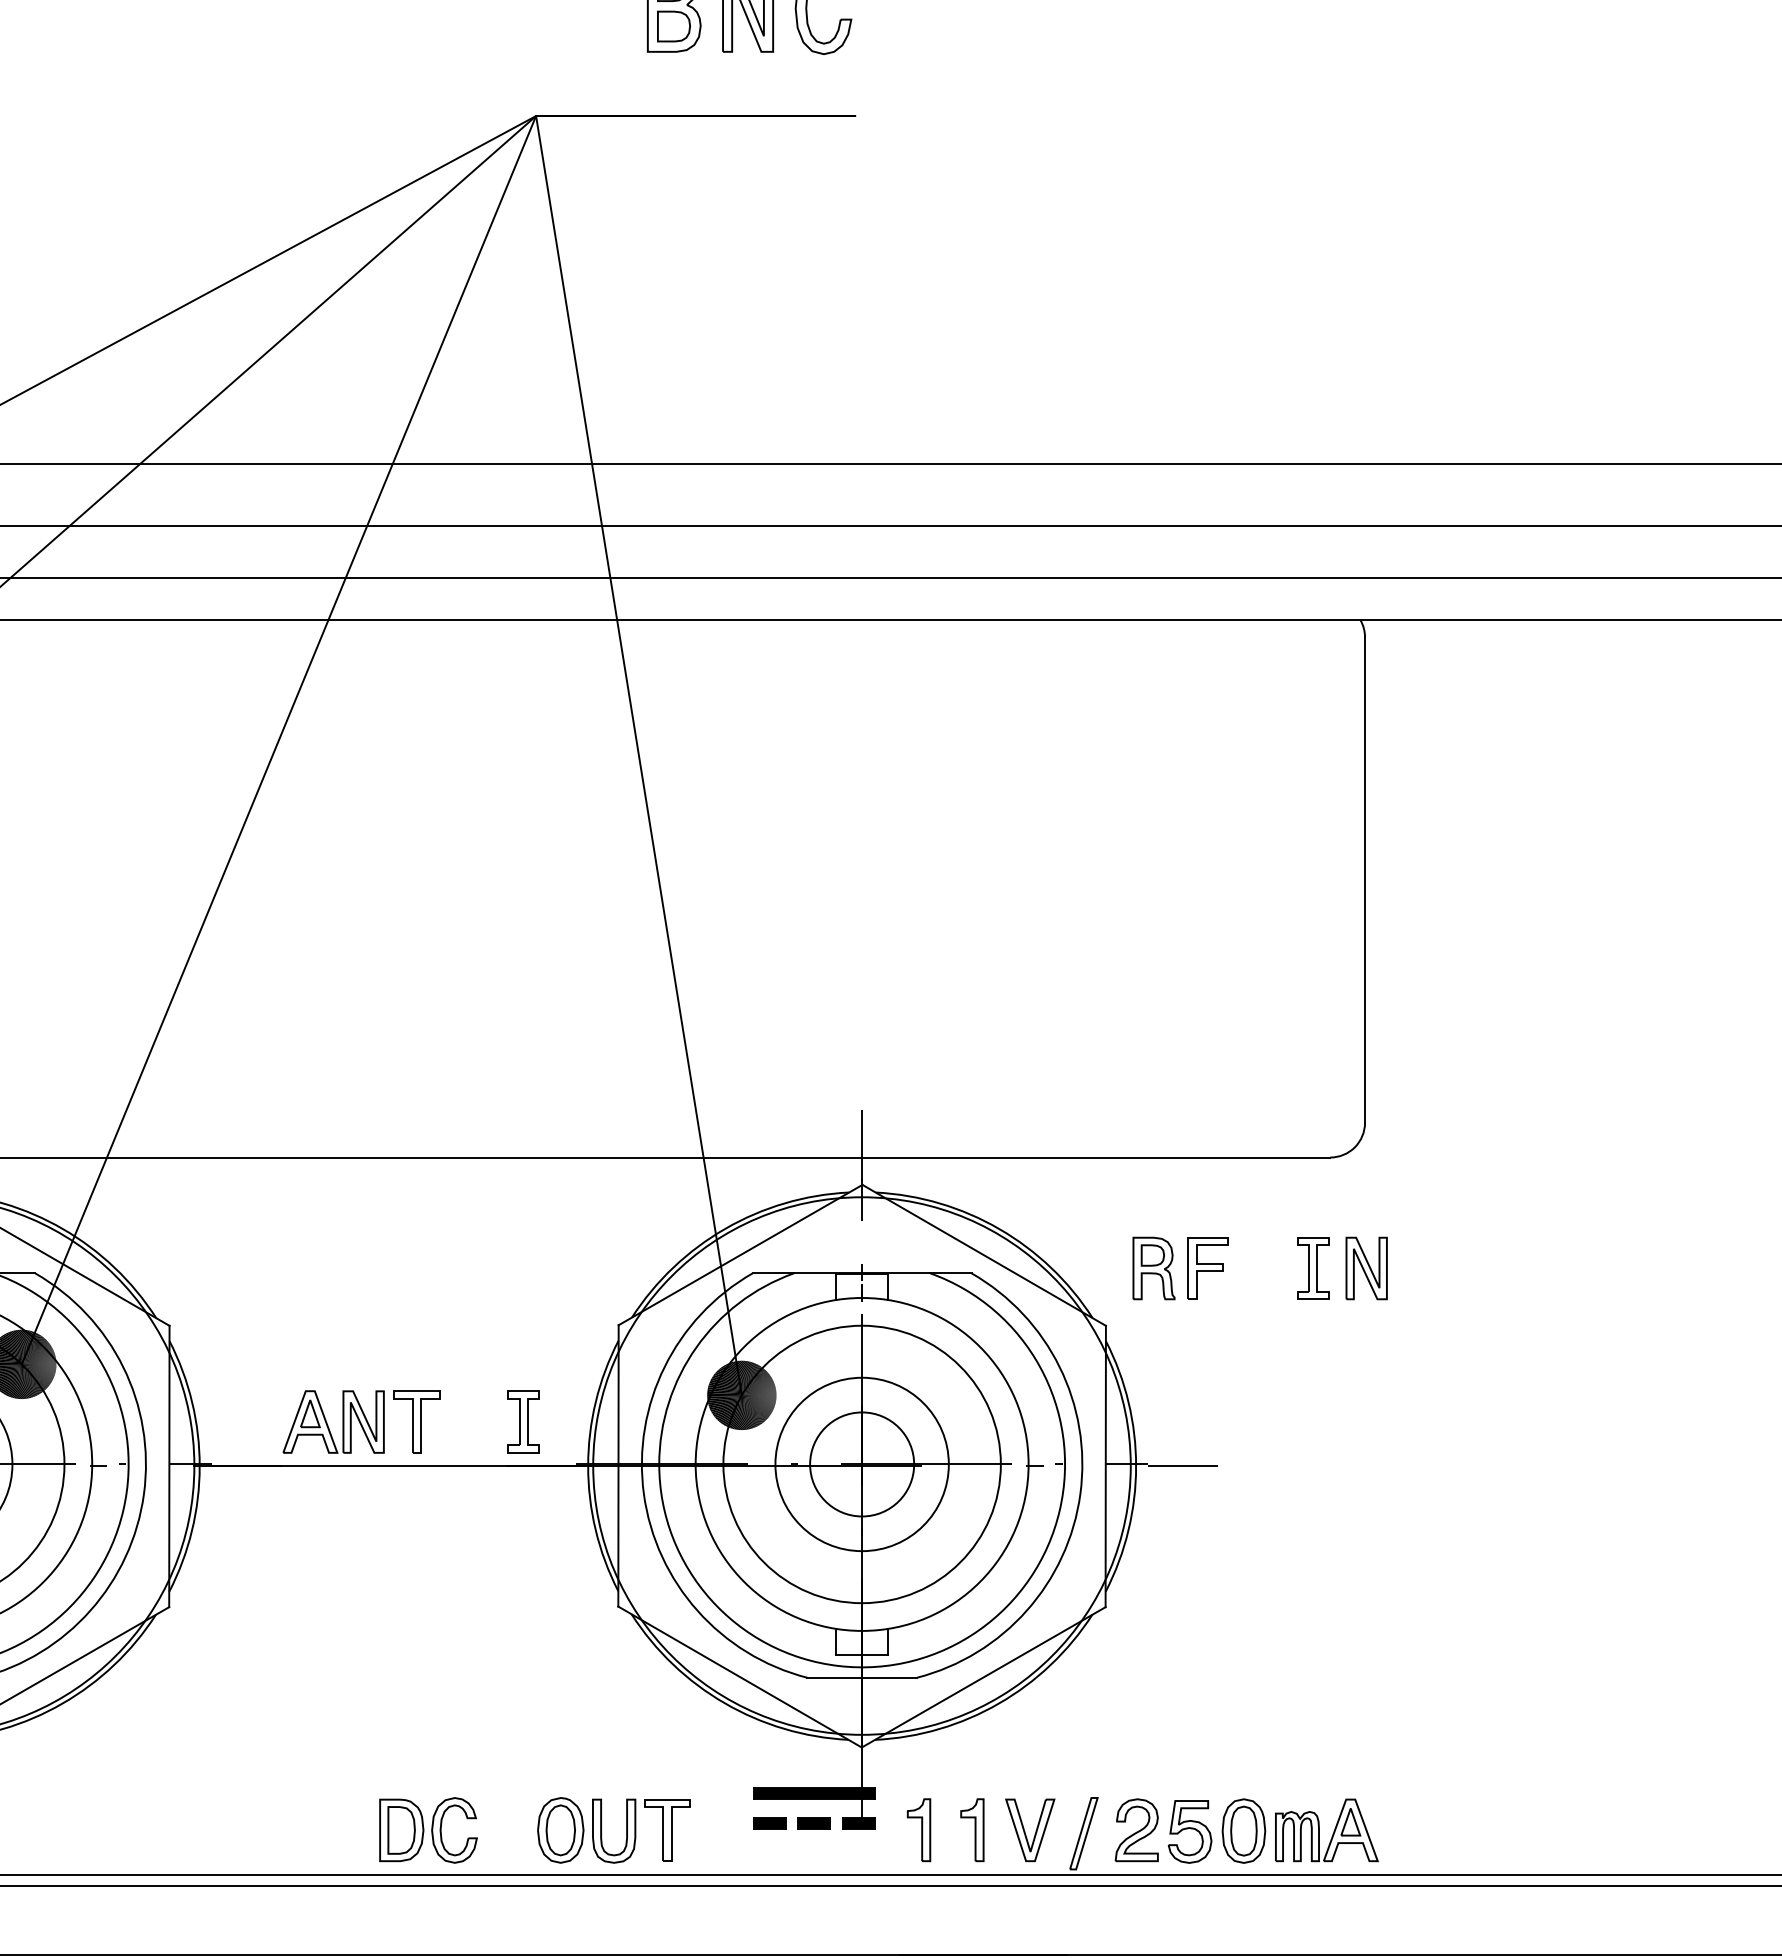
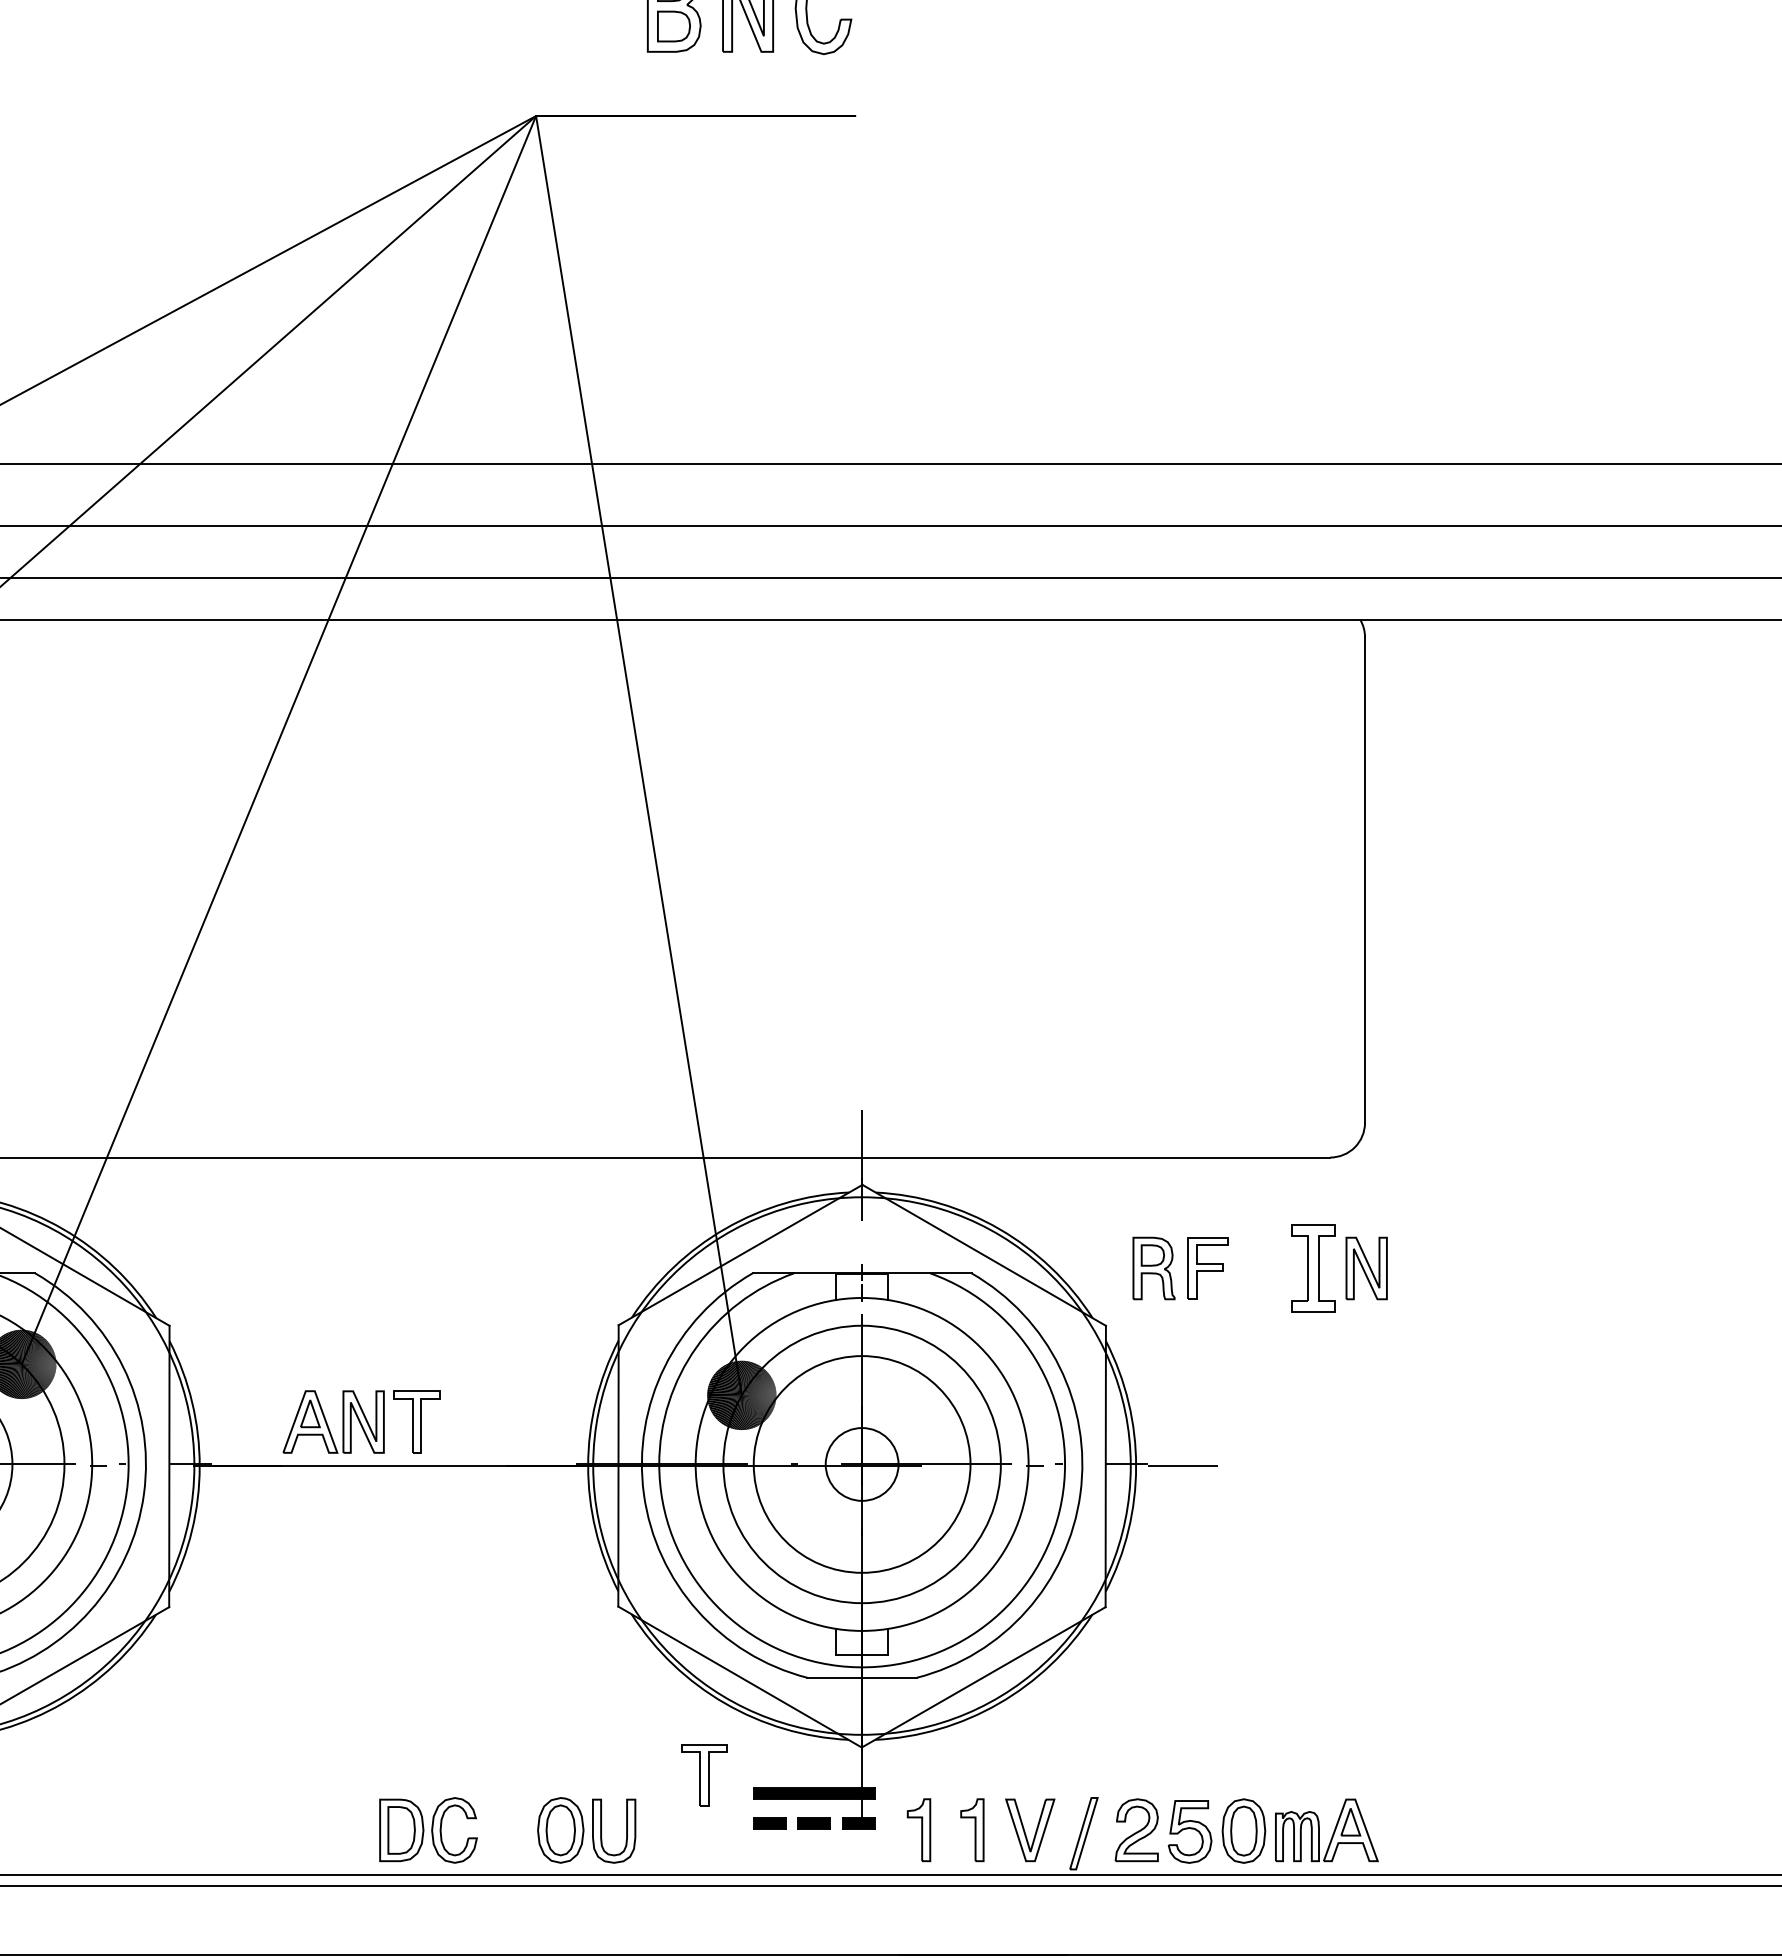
part size: 33x63 px -> 45x89 px (1313, 1268)
part: present -> none (523, 1421)
circle diameter: 173 px -> 217 px (861, 1464)
circle diameter: 104 px -> 73 px (861, 1464)
part position: (667, 1830) -> (704, 1775) (704, 1775)
